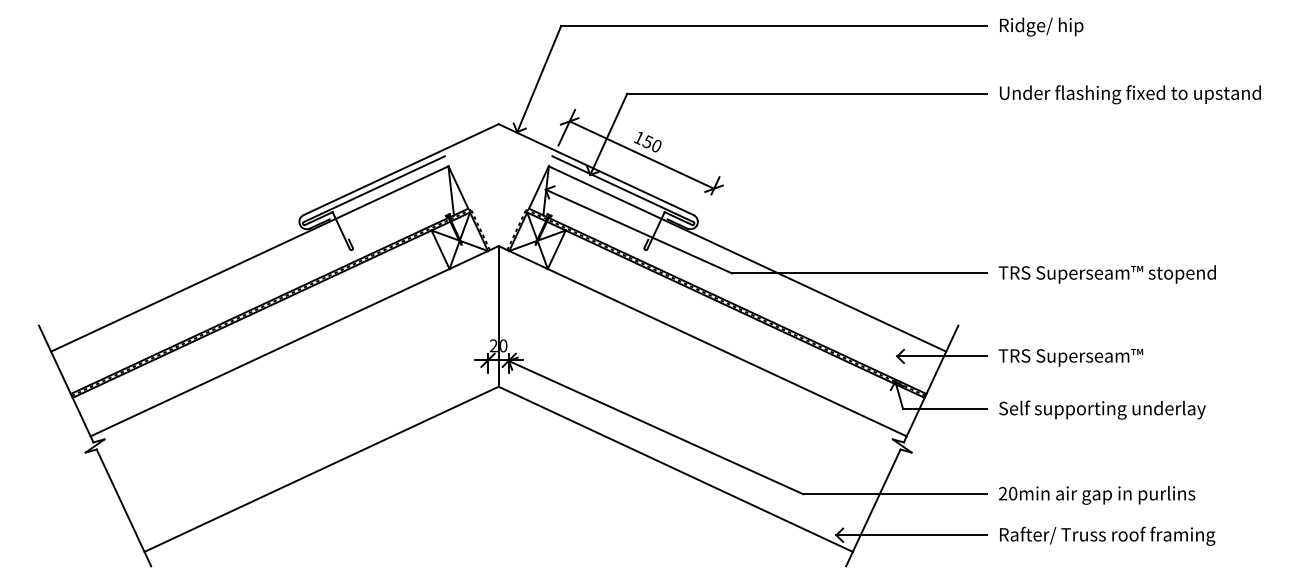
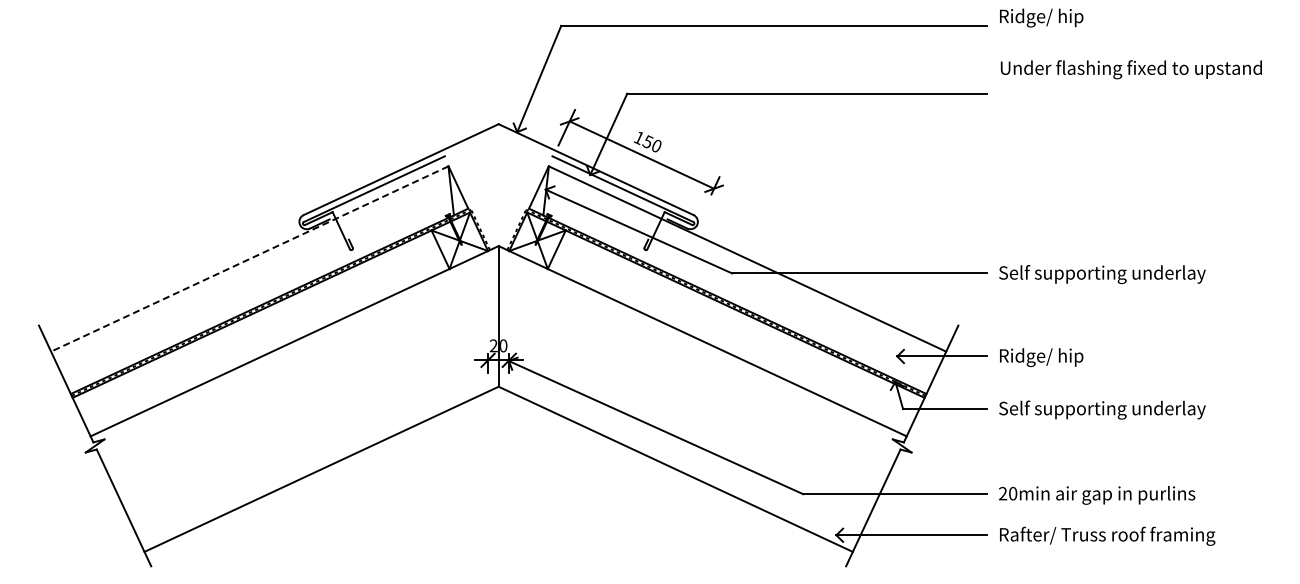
text position: (1041, 26) -> (1041, 17) (1041, 17)
text position: (1129, 94) -> (1130, 69) (1130, 69)
line: solid -> dashed (249, 259)
text: TRS Superseam™ stopend -> Self supporting underlay (1106, 274)
text: TRS Superseam™ -> Ridge/ hip (1070, 357)
